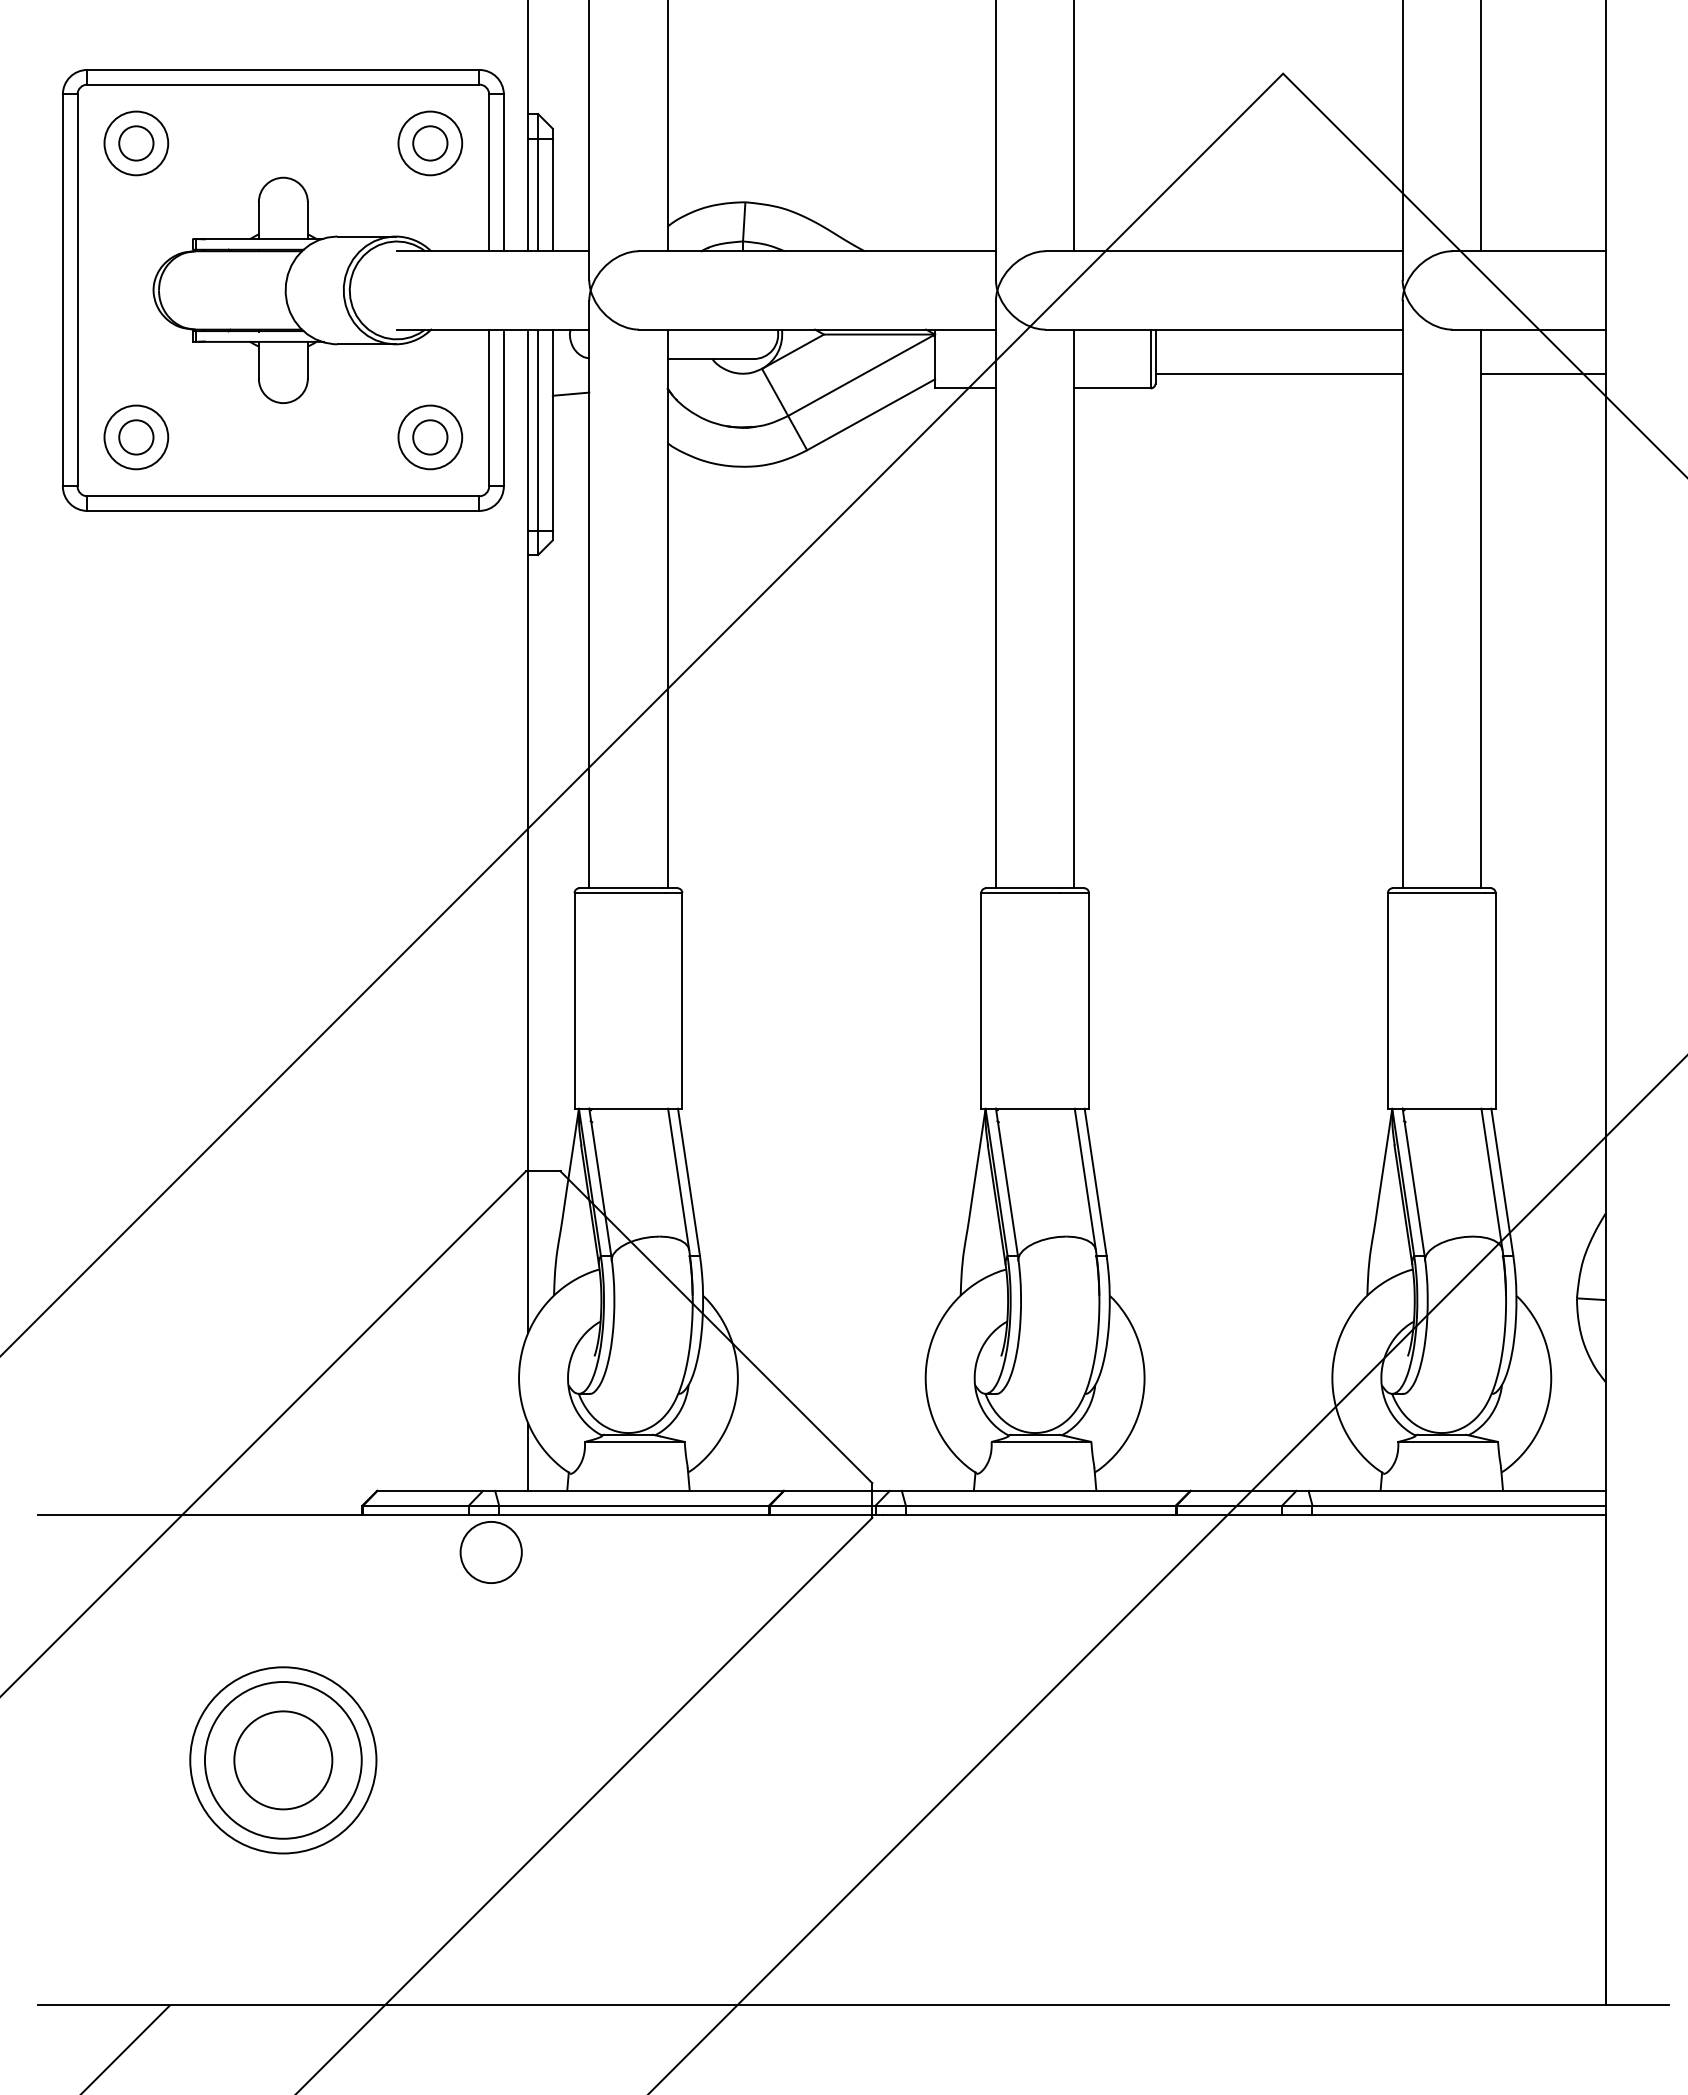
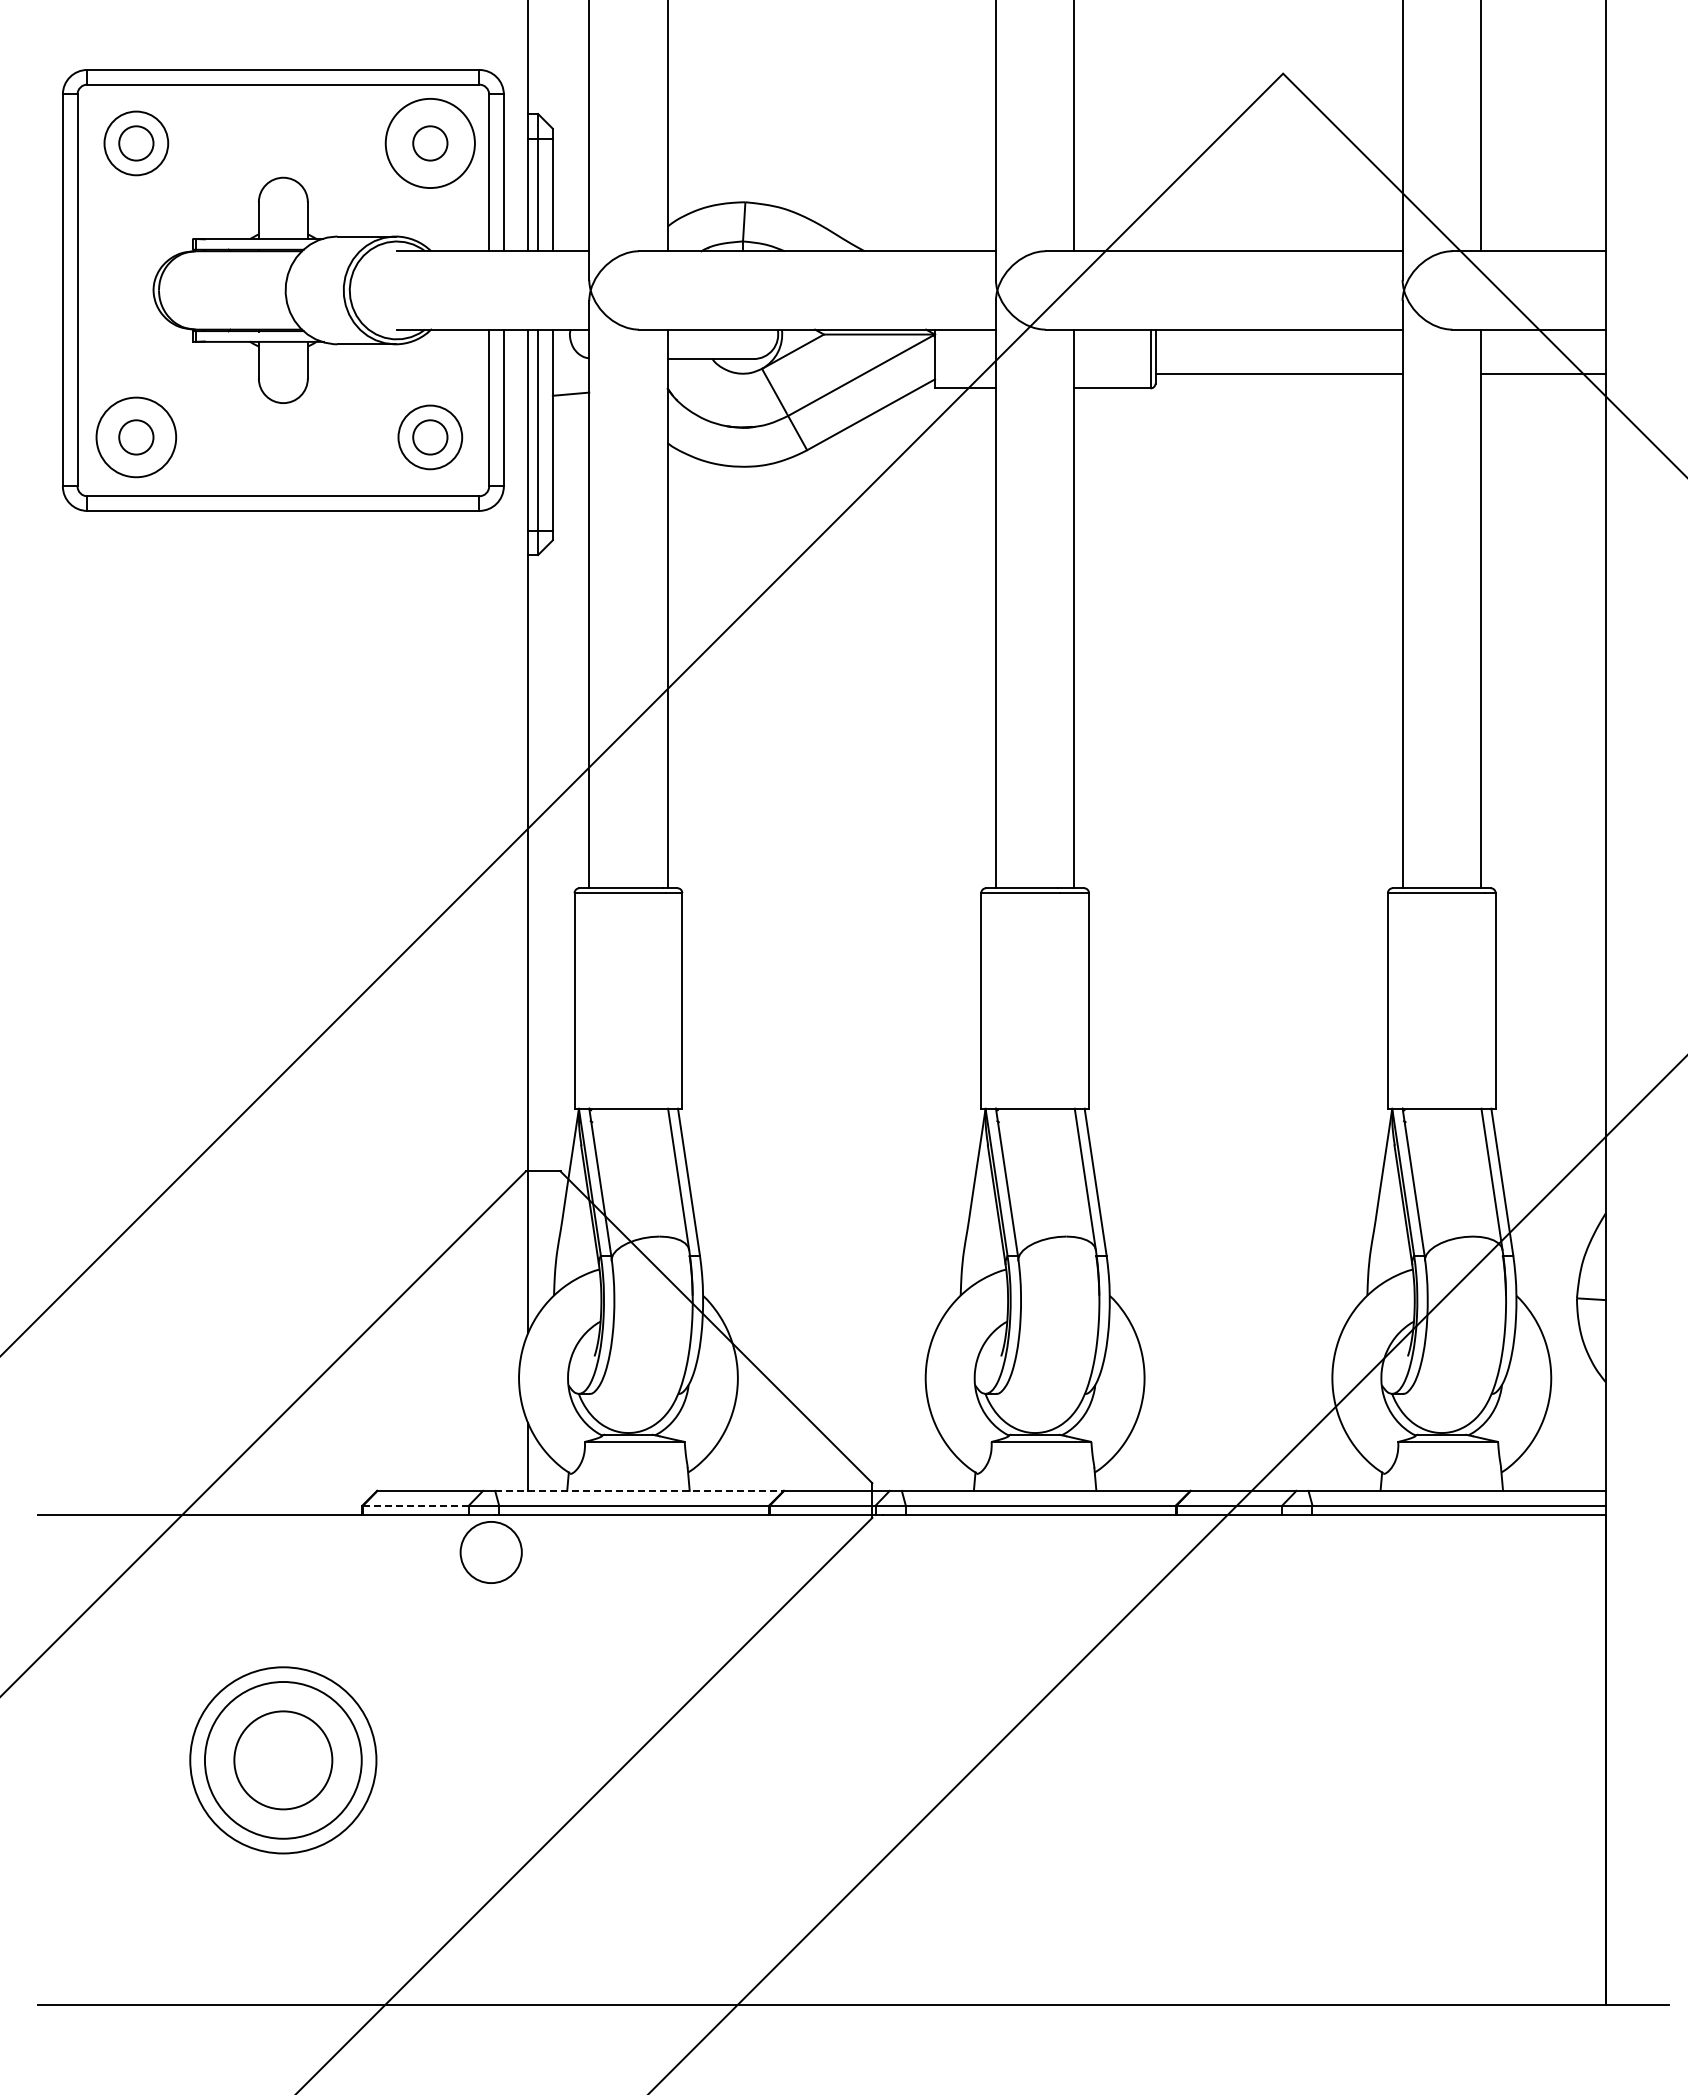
circle diameter: 64 px -> 89 px (429, 143)
circle diameter: 64 px -> 80 px (136, 437)
line: solid -> dashed (639, 1490)
line: solid -> dashed (416, 1505)
line: present -> none (126, 2048)
